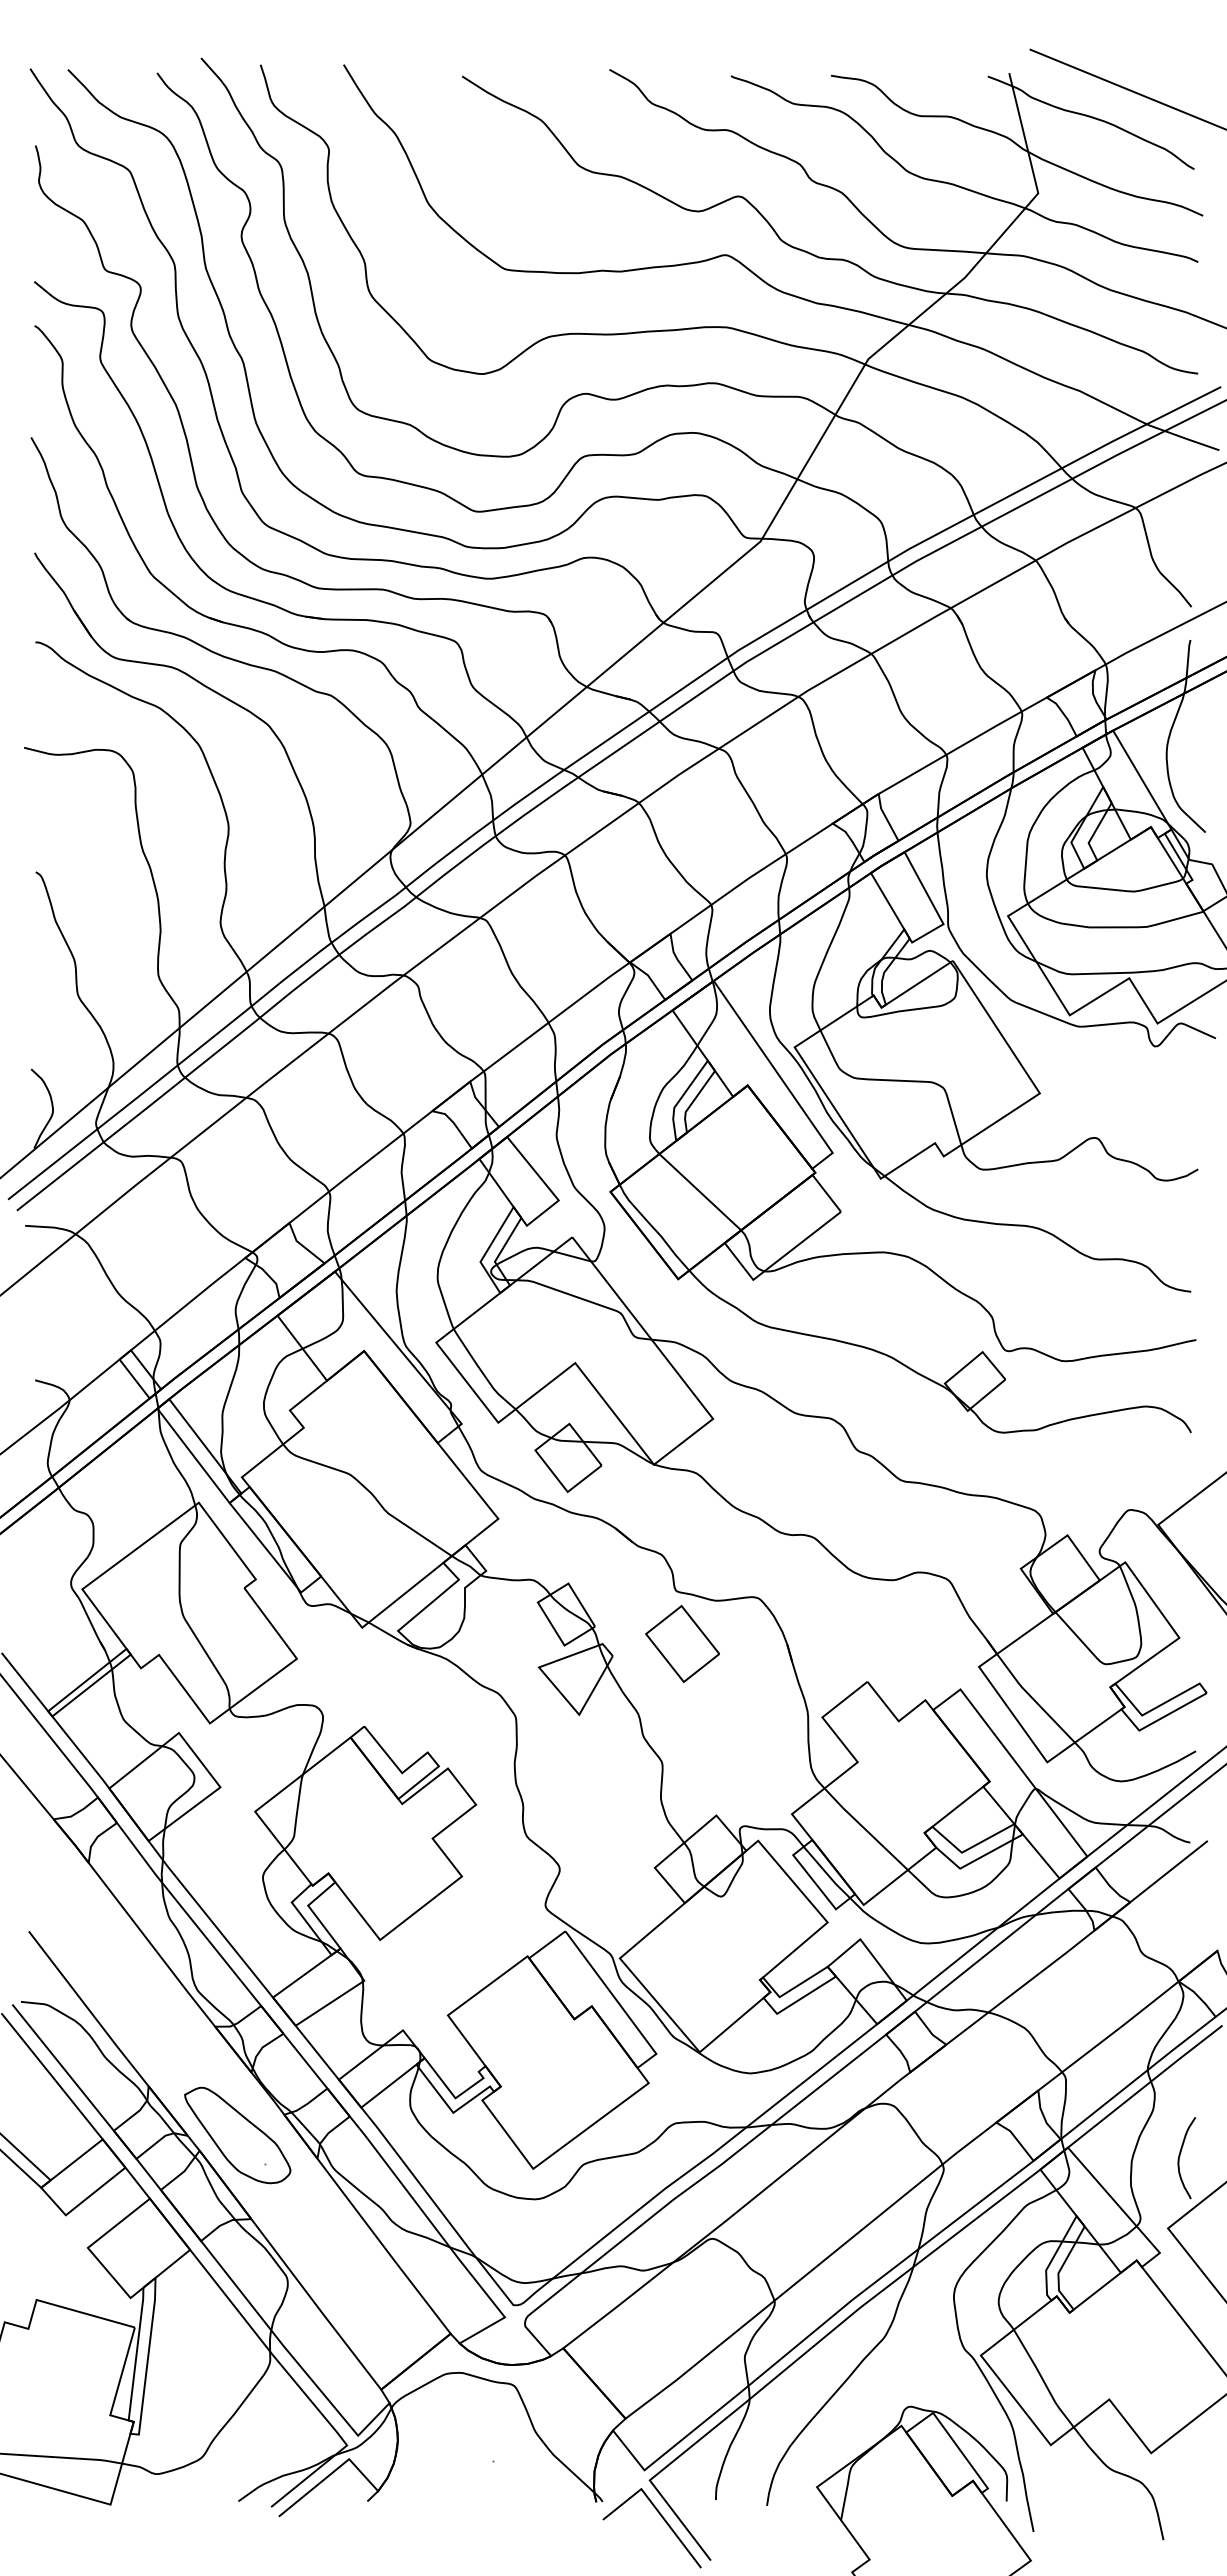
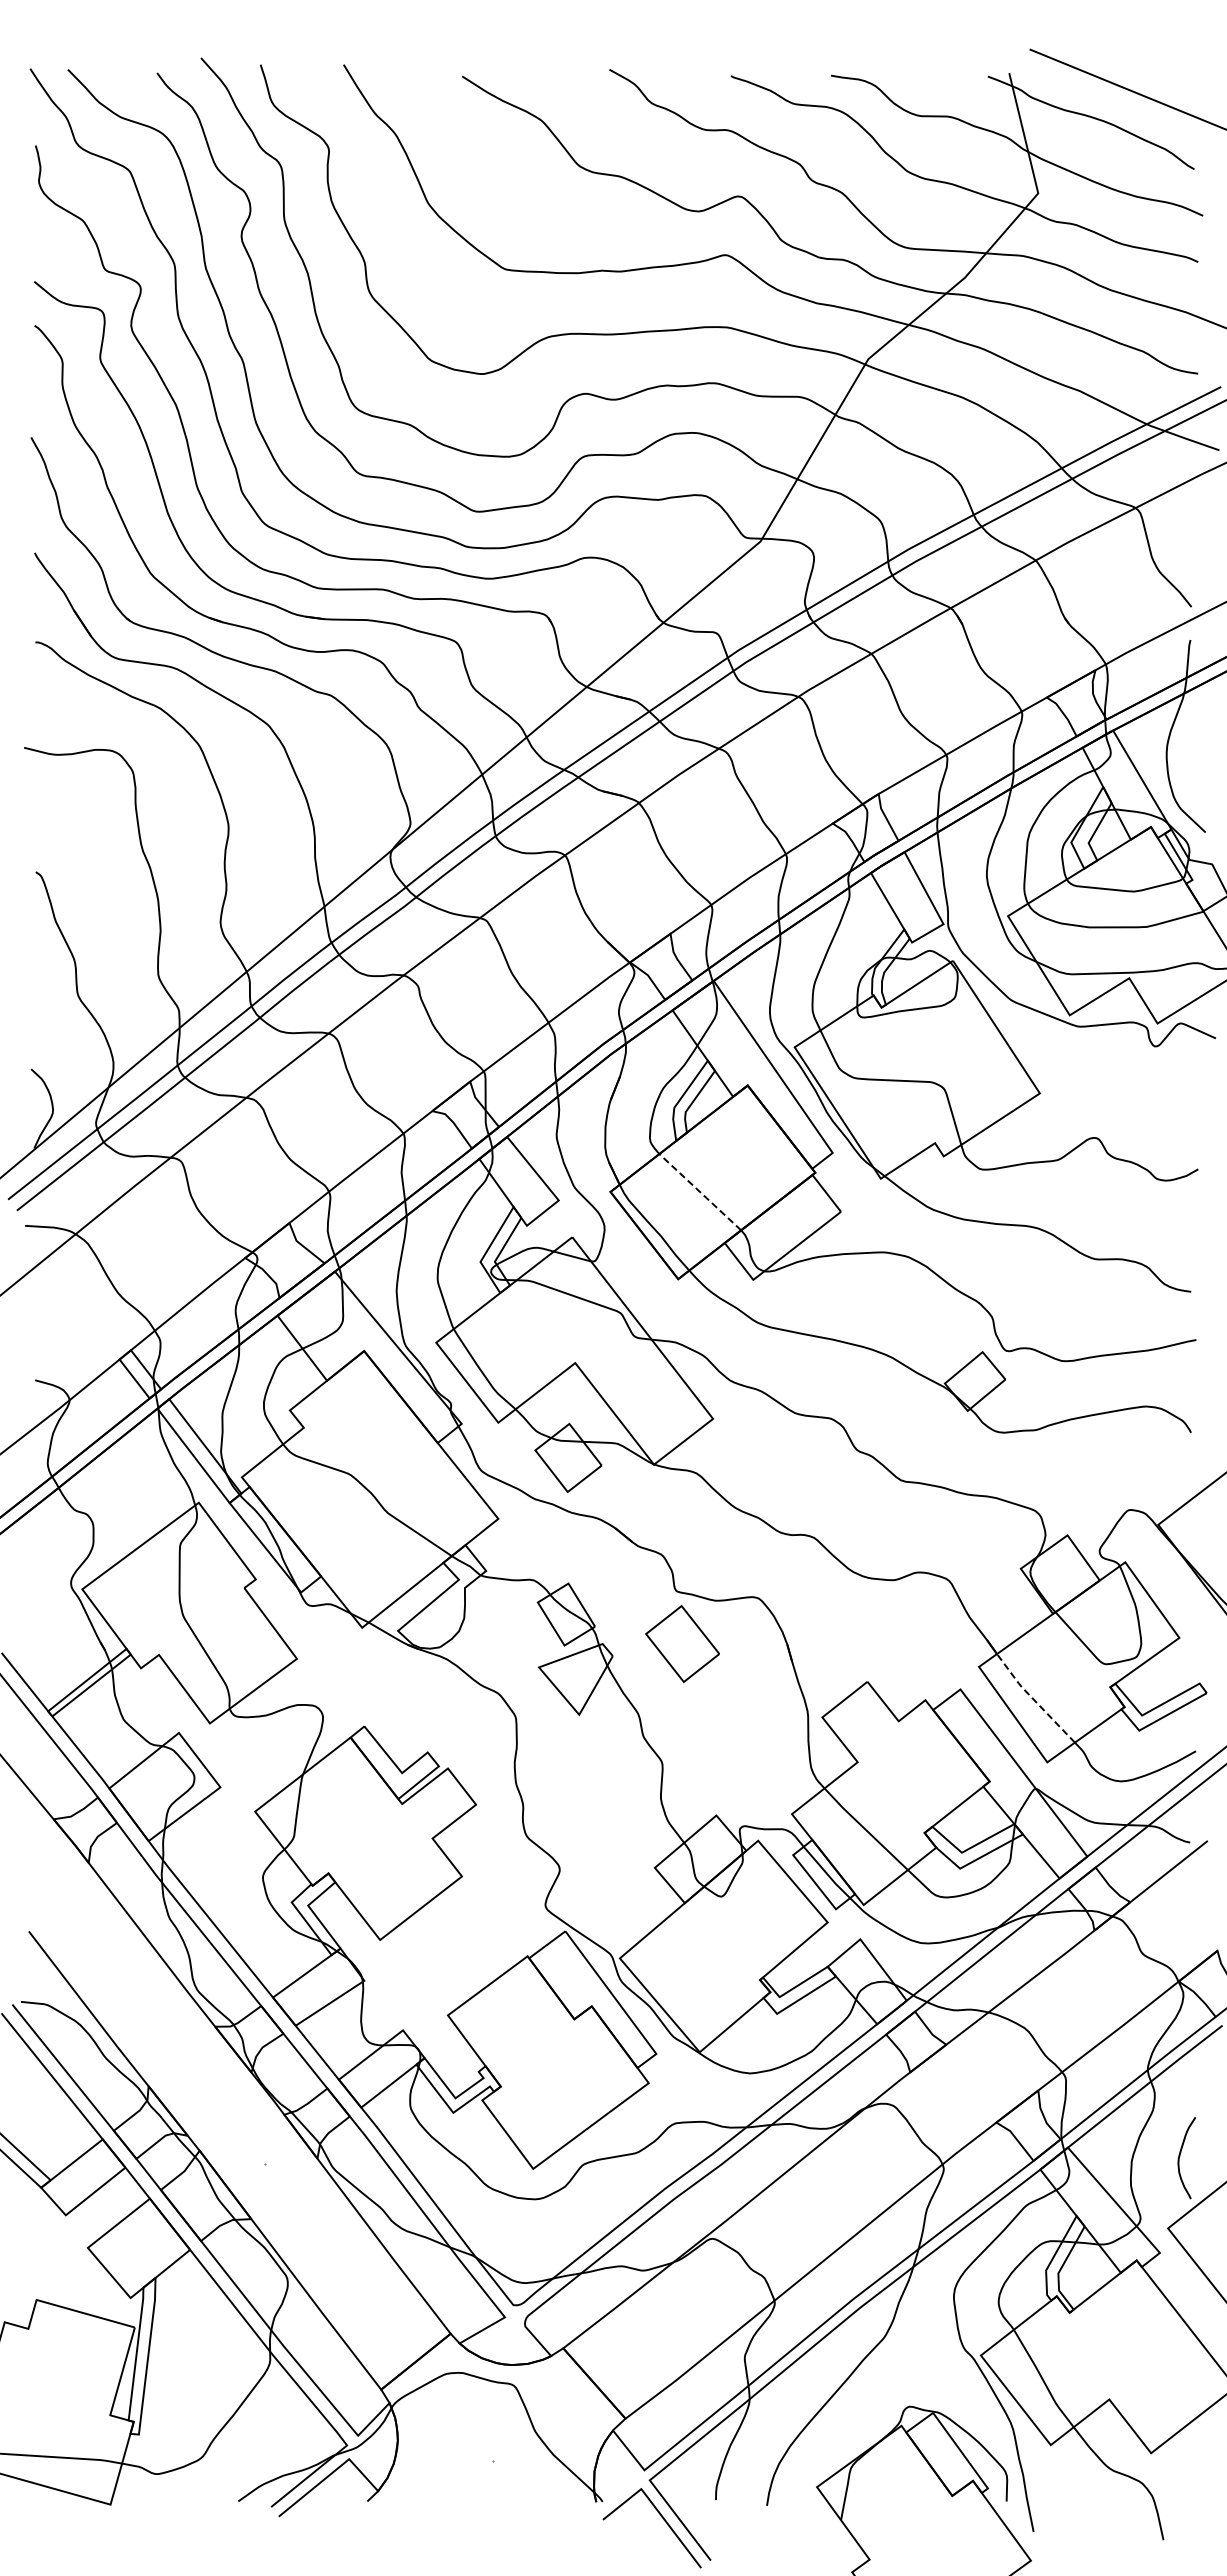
line: solid -> dashed (700, 1192)
line: solid -> dashed (1033, 1698)
part: present -> none (237, 2135)
